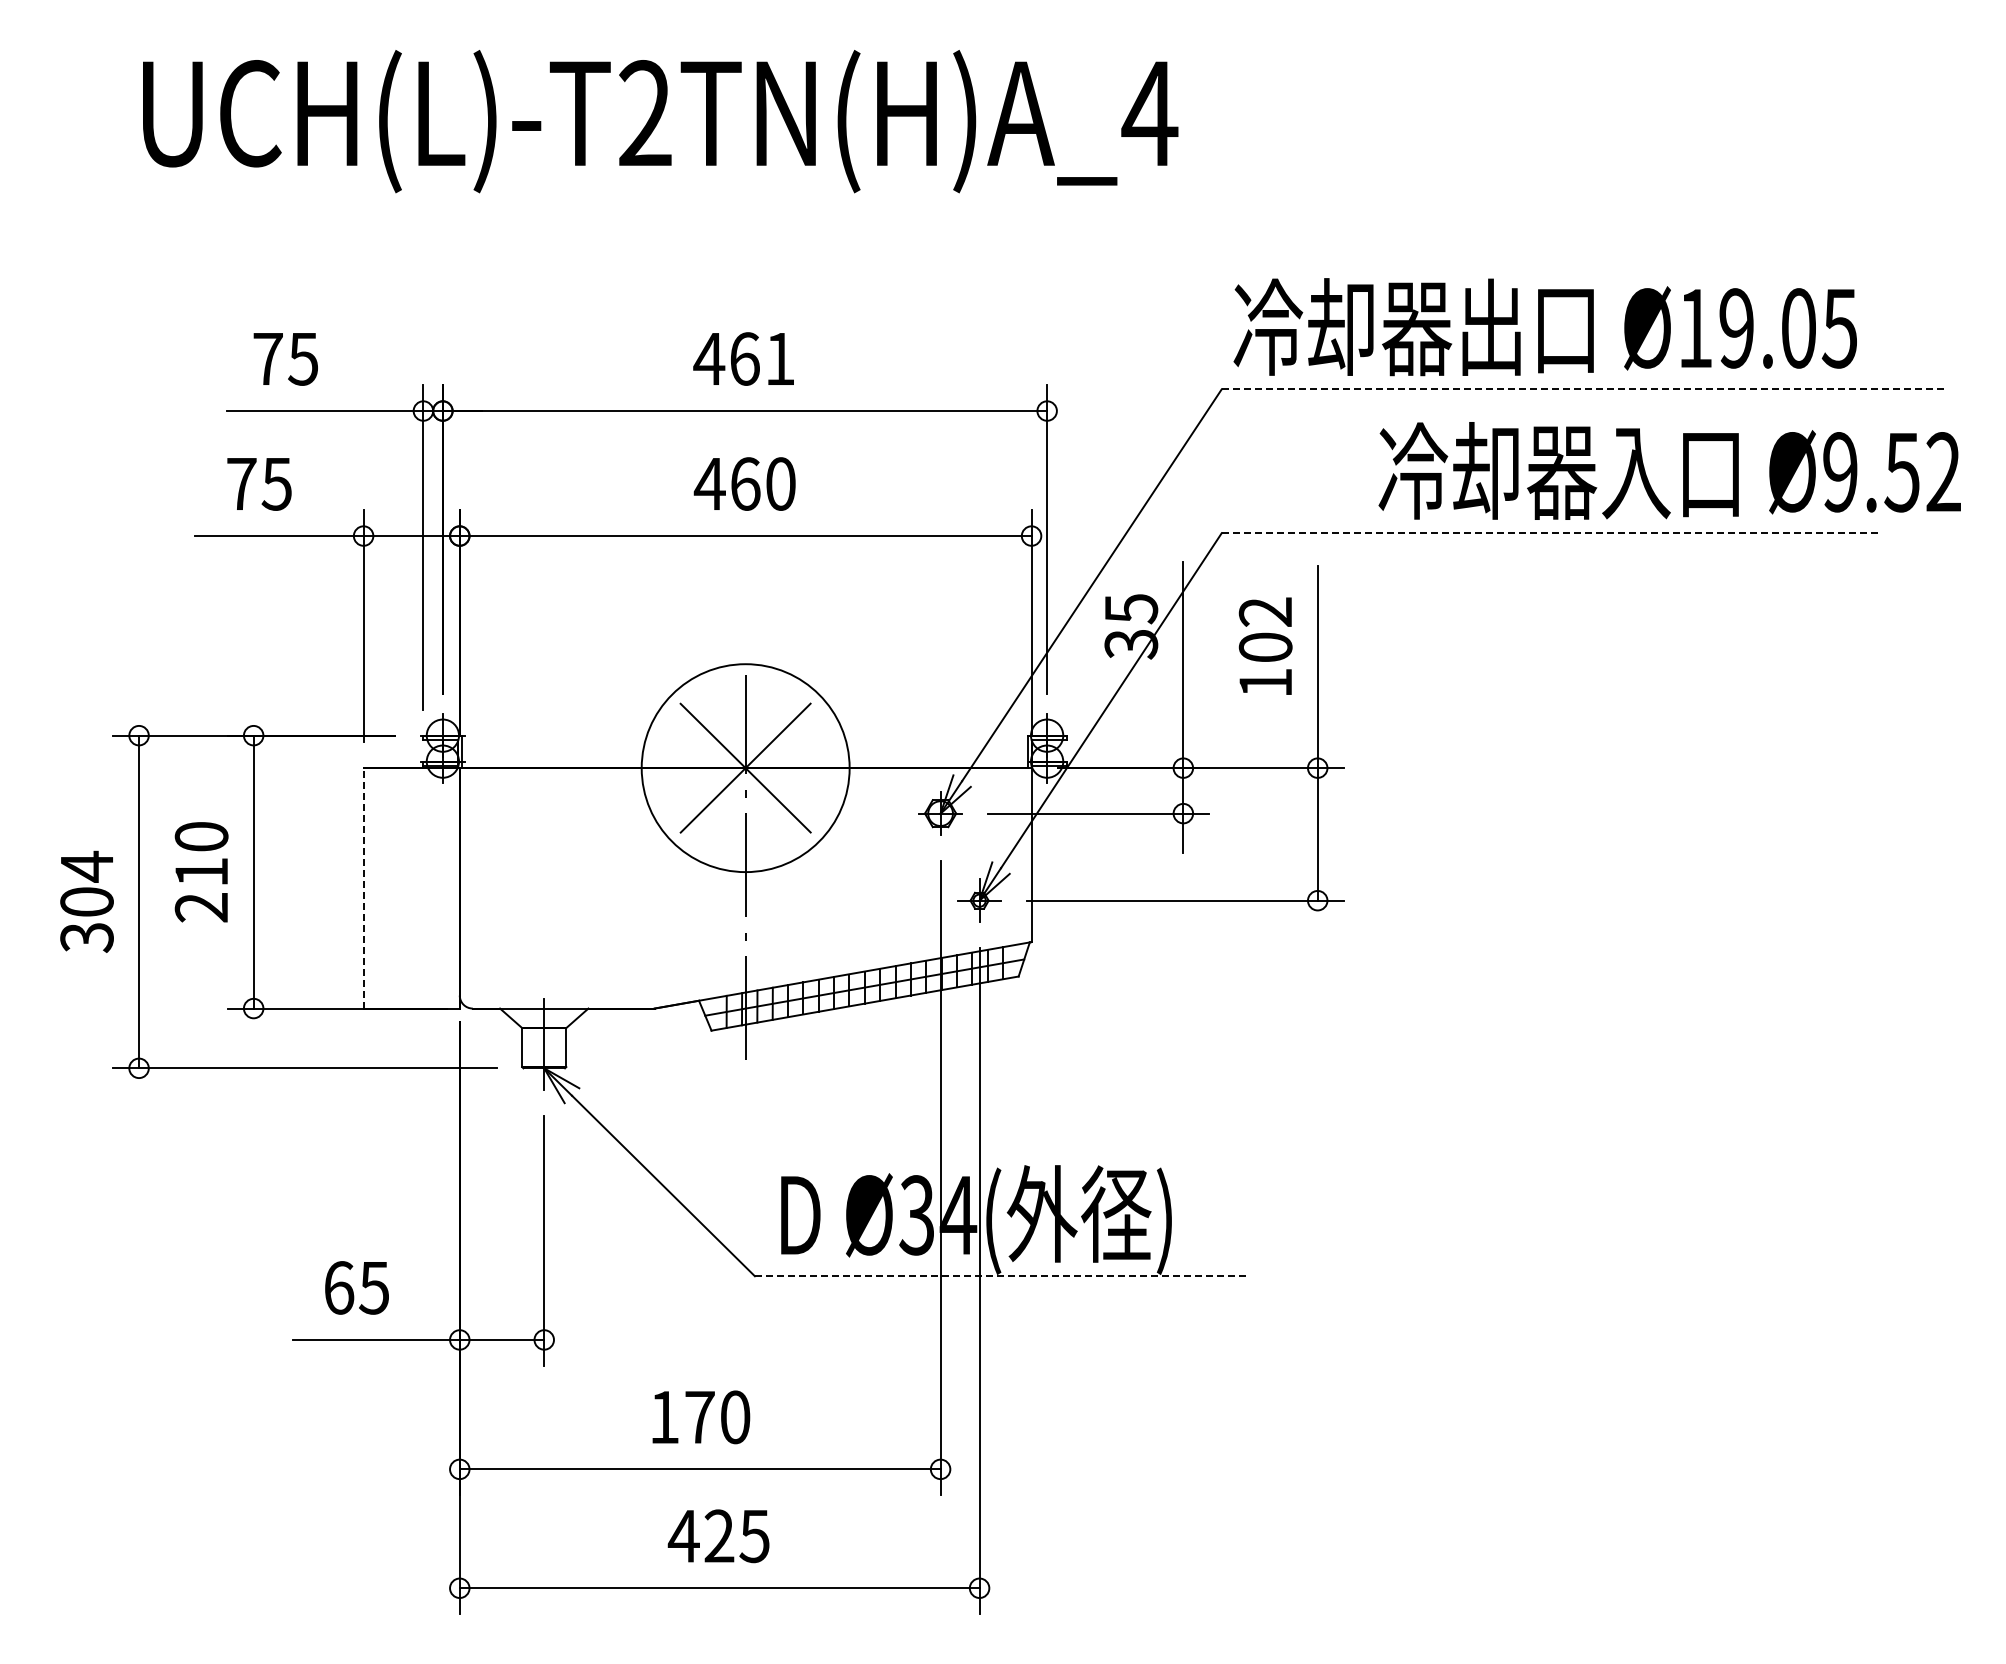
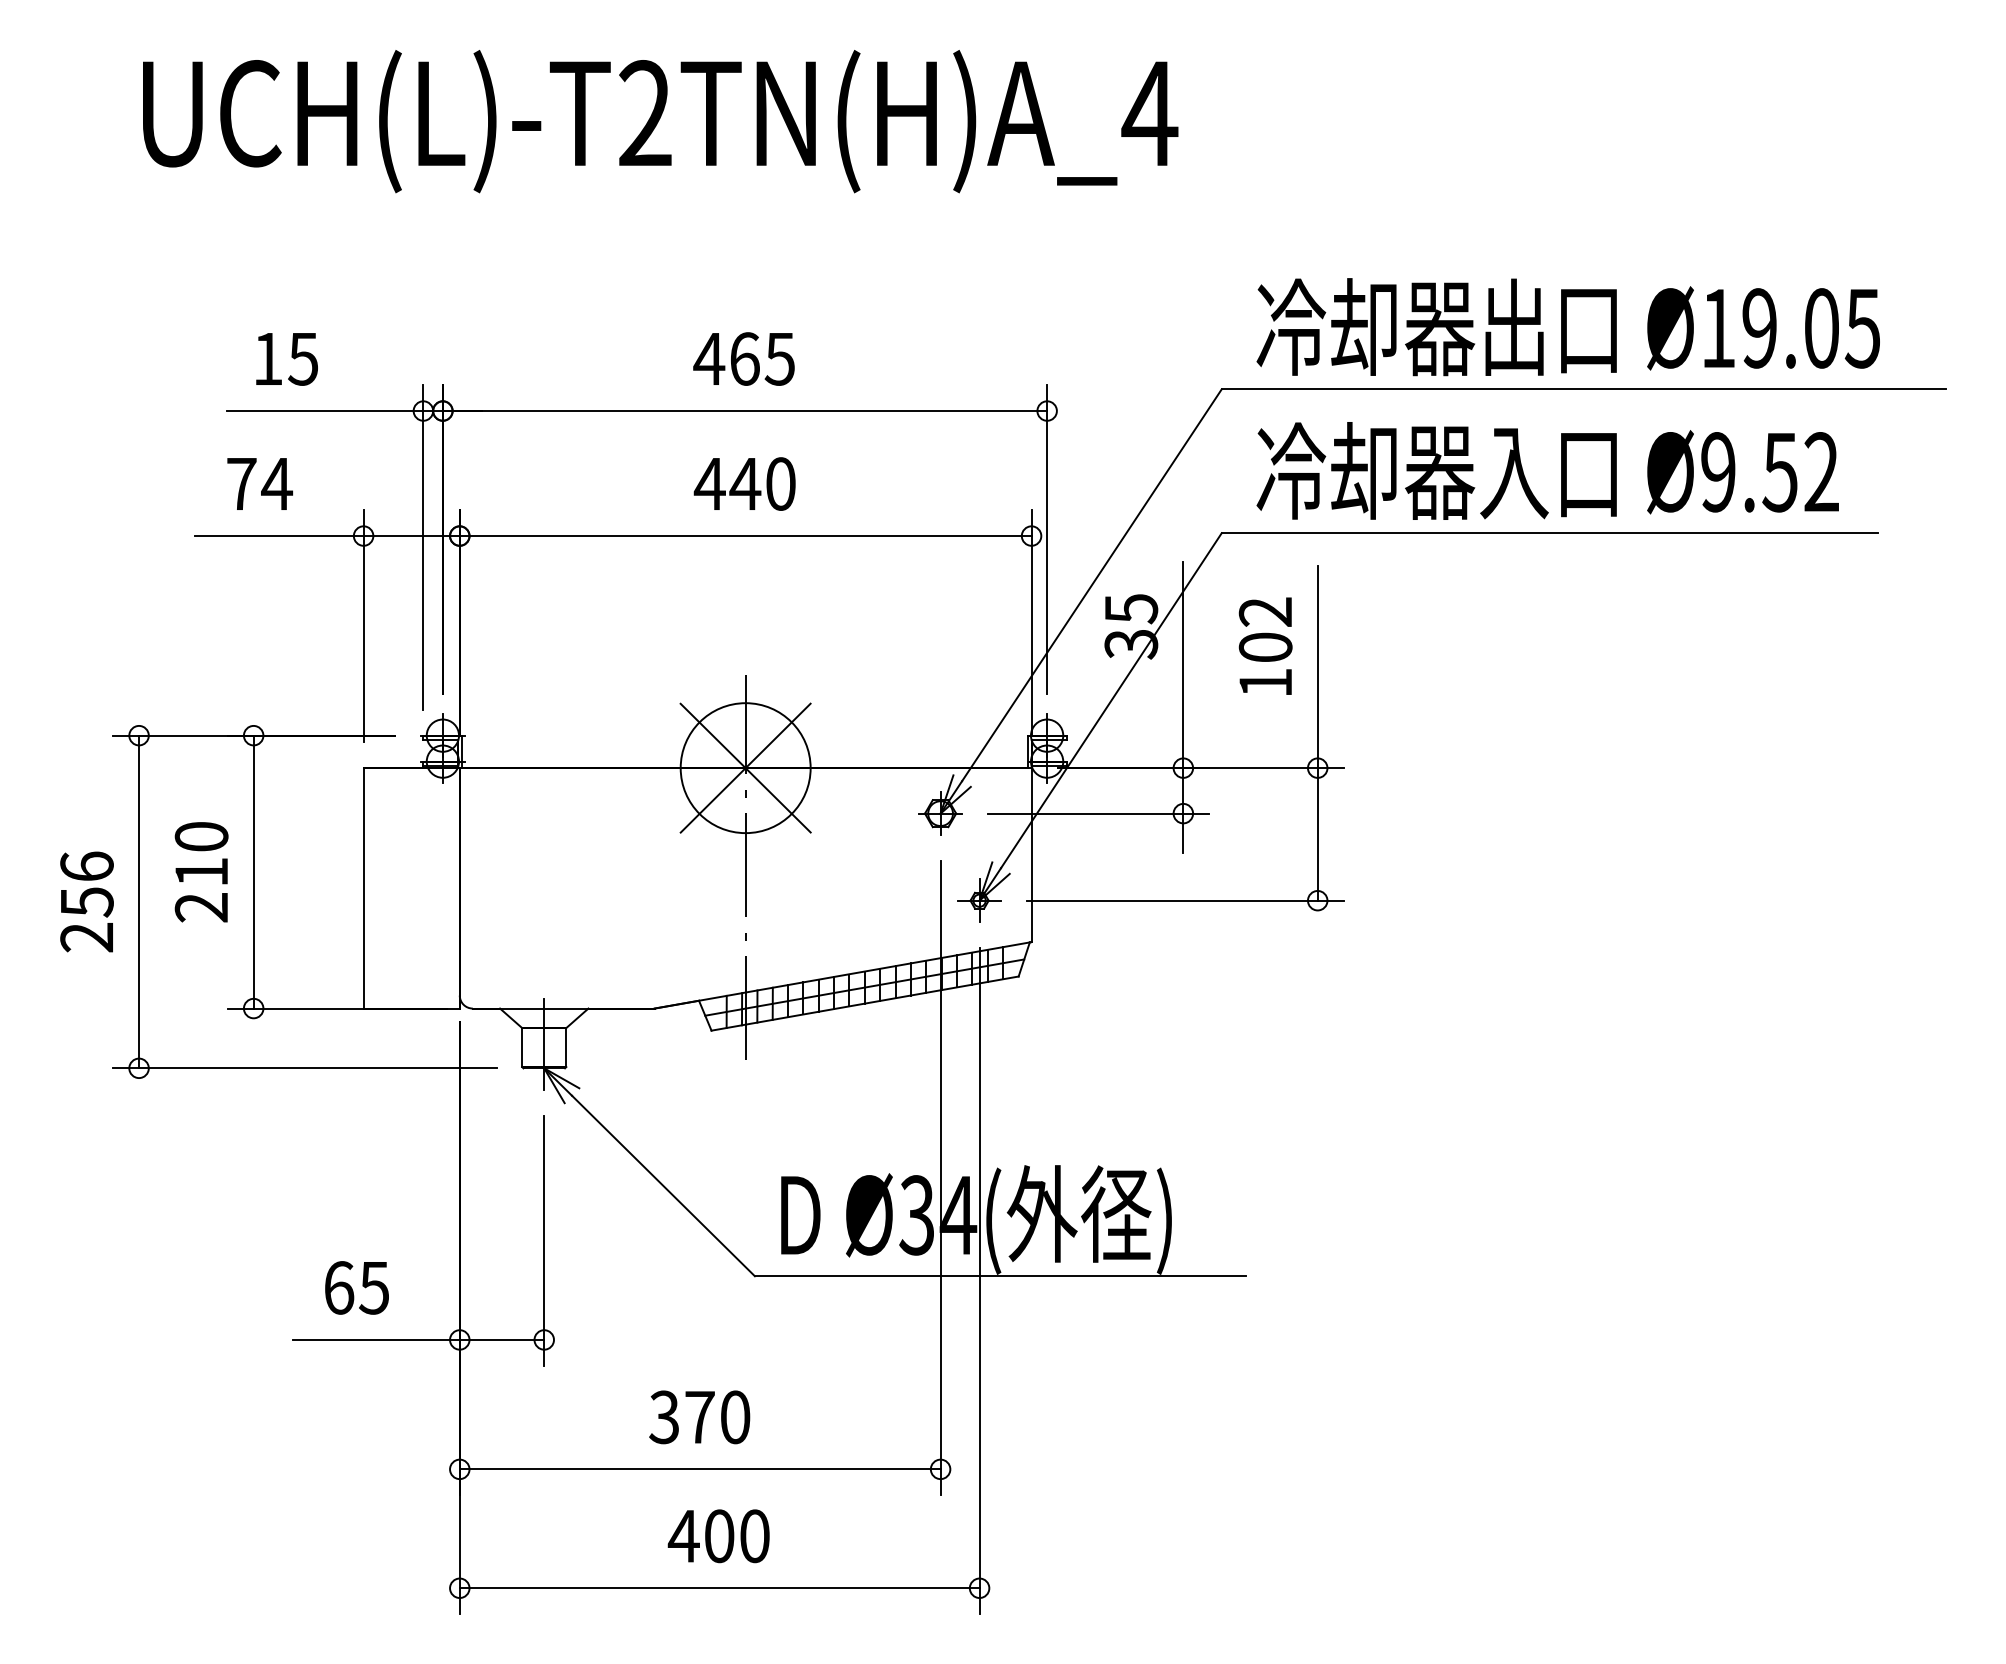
text position: (1544, 327) -> (1567, 327) (1567, 327)
text: 75 -> 15 (267, 358)
text: 461 -> 465 (779, 359)
line: dashed -> solid (1584, 389)
text position: (1669, 470) -> (1547, 470) (1547, 470)
text: 460 -> 440 (745, 483)
text: 75 -> 74 (277, 484)
line: dashed -> solid (1550, 533)
circle diameter: 208 px -> 130 px (745, 768)
line: dashed -> solid (363, 887)
text: 304 -> 256 (86, 901)
line: dashed -> solid (1000, 1276)
text: 170 -> 370 (663, 1417)
text: 425 -> 400 (736, 1536)
